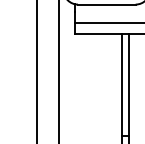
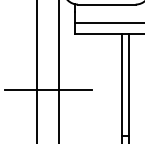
line: none -> present (48, 90)
